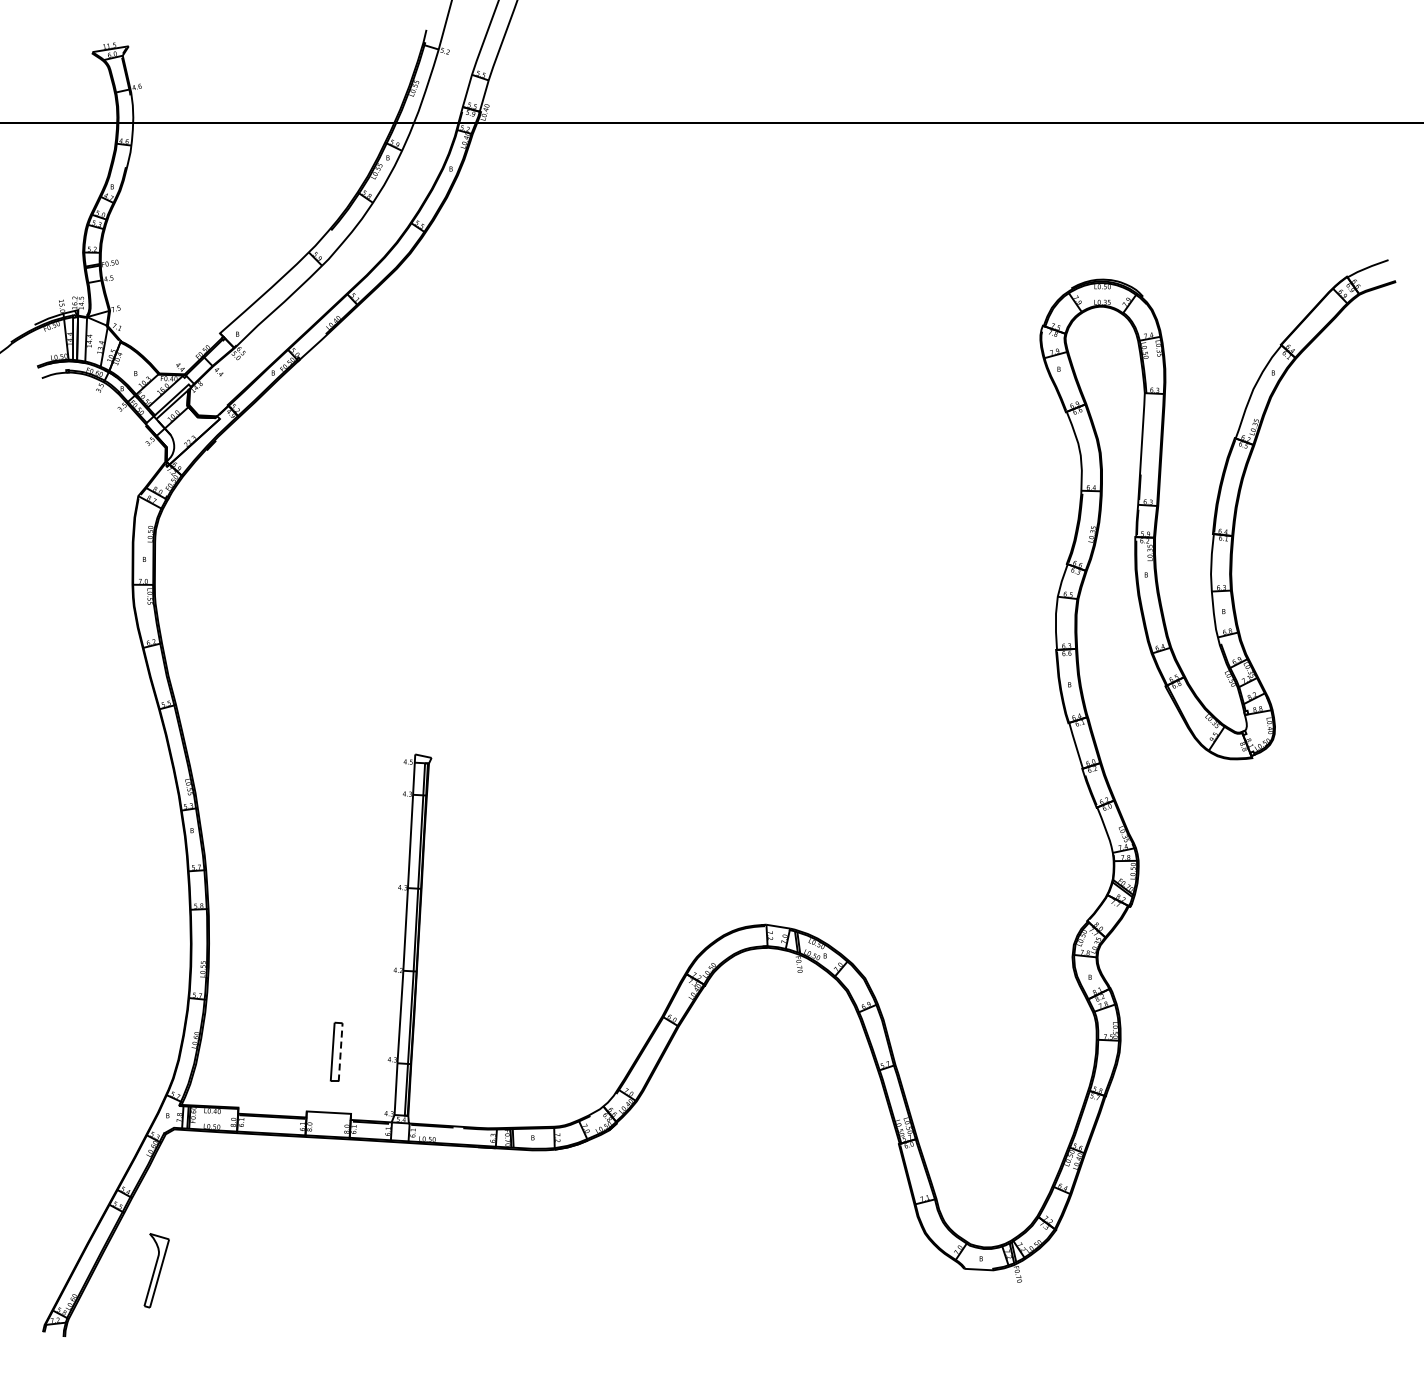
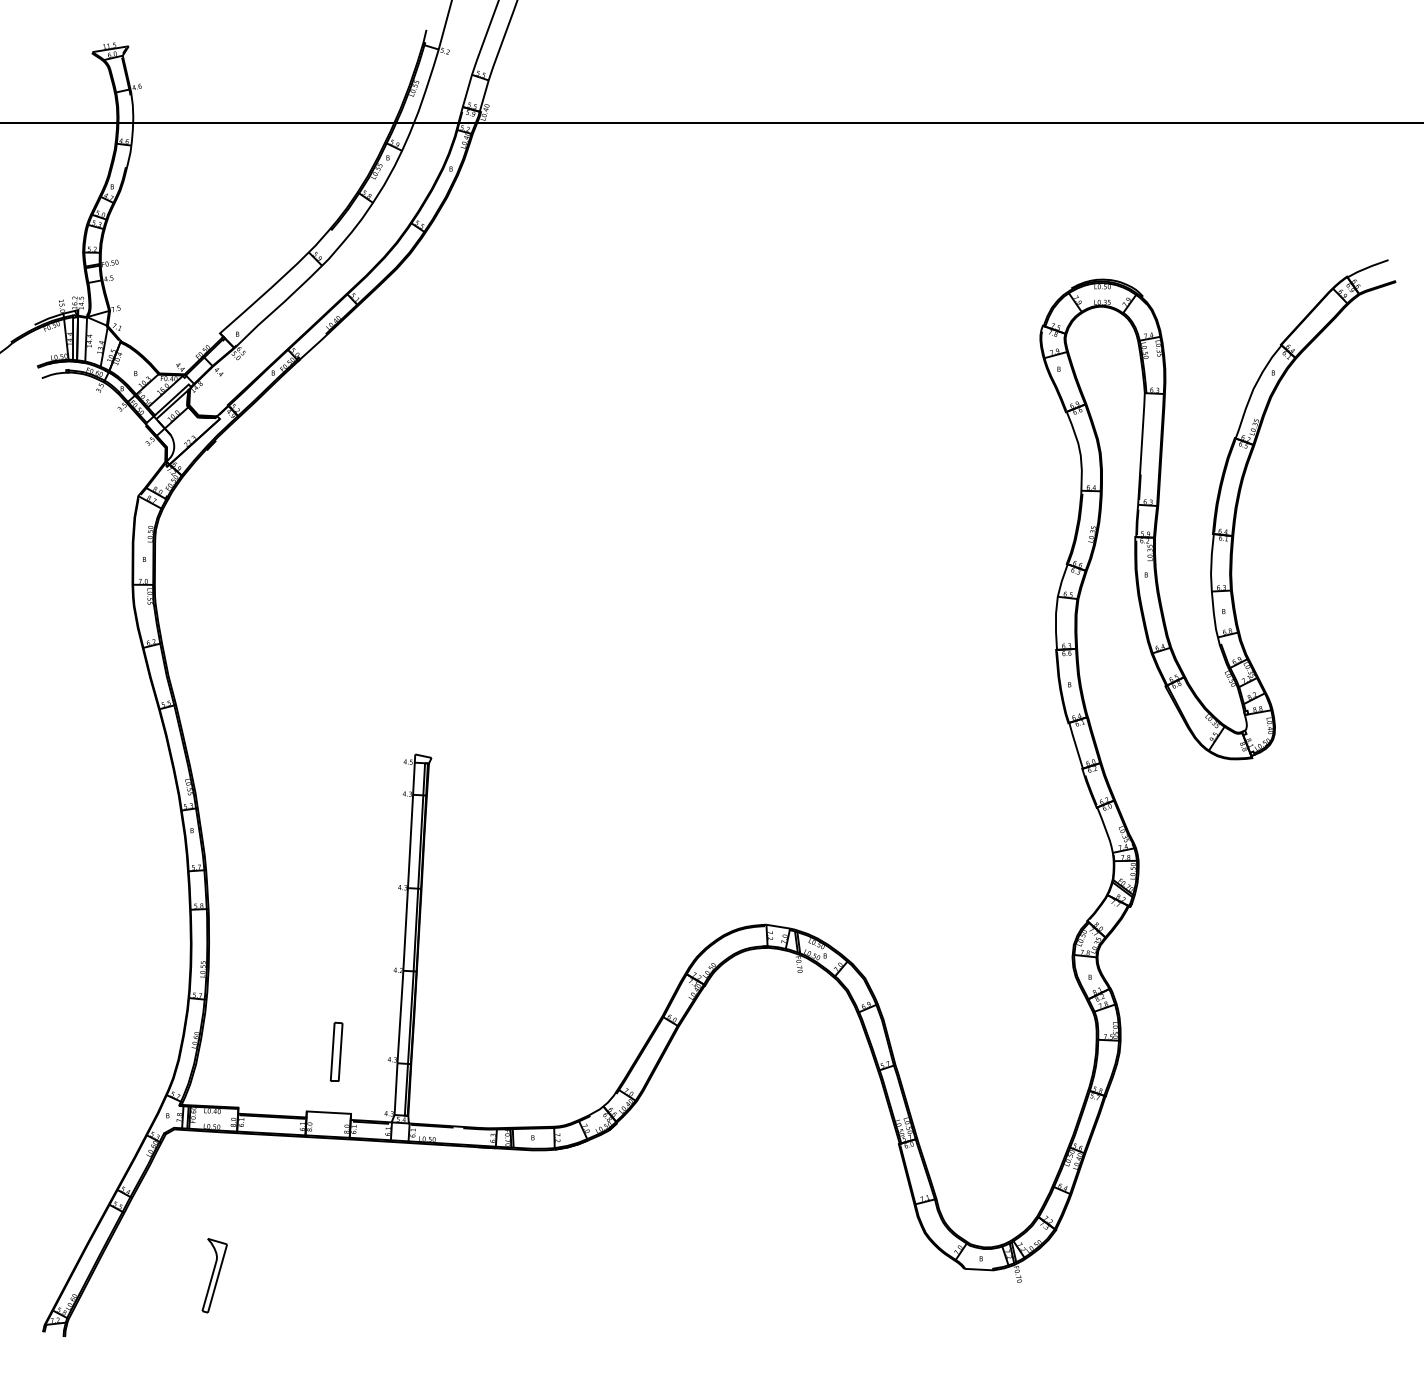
line: dashed -> solid (340, 1051)
part position: (156, 1270) -> (214, 1275) (214, 1275)
